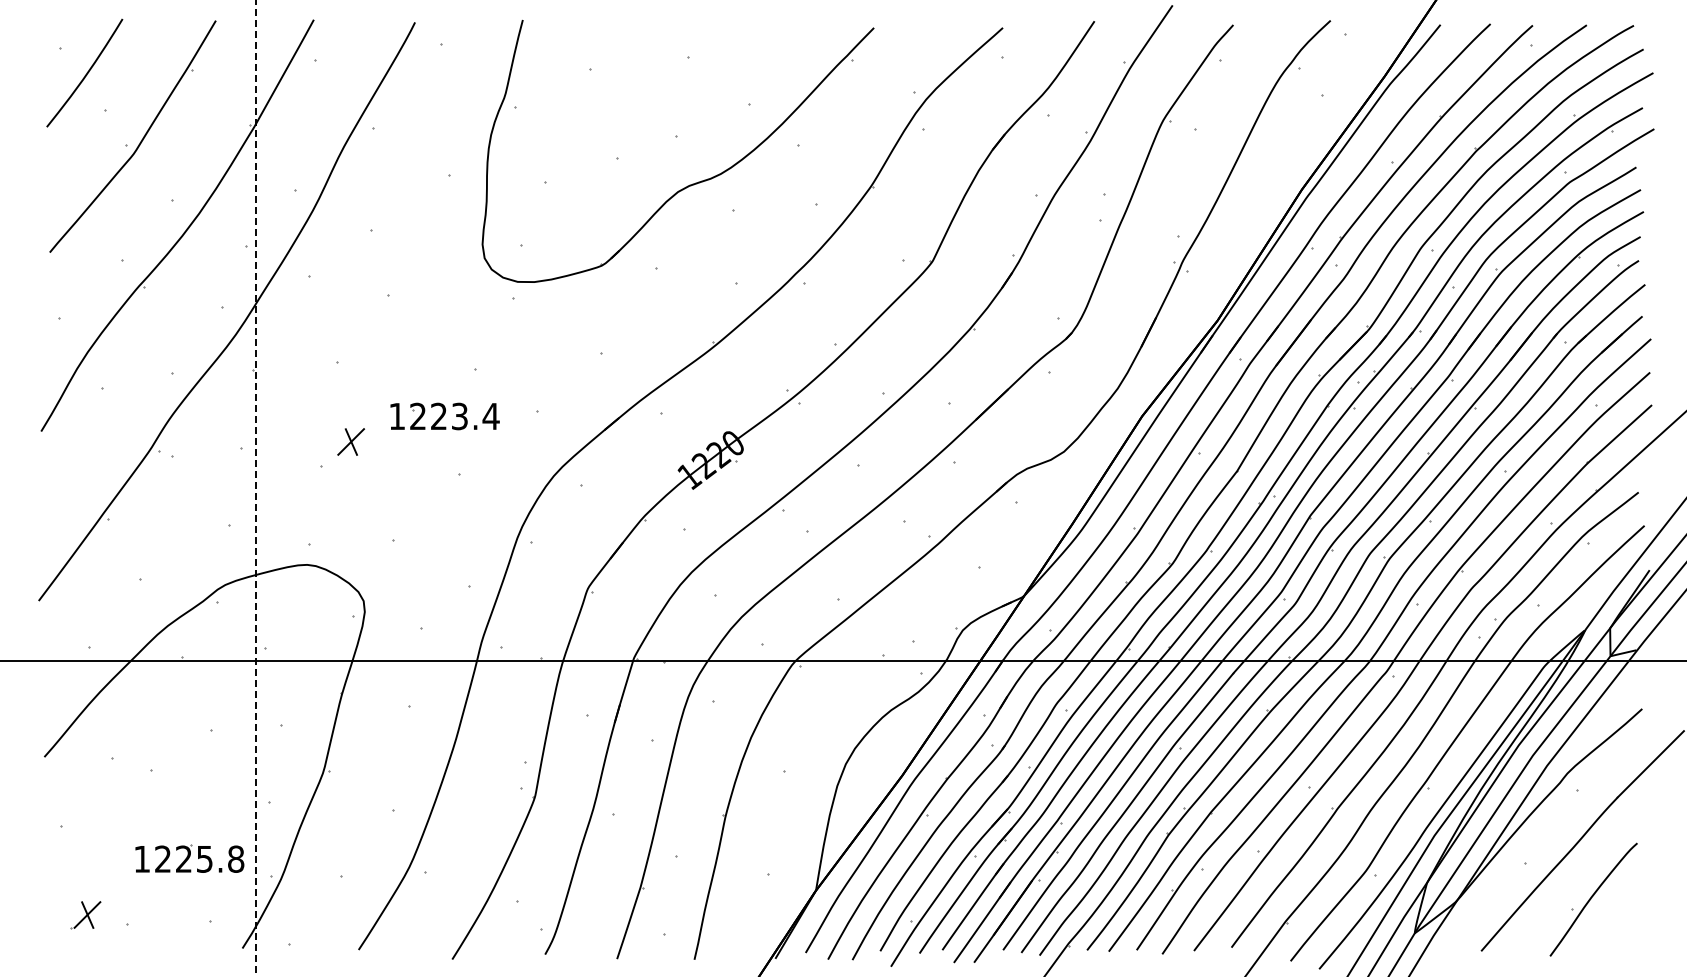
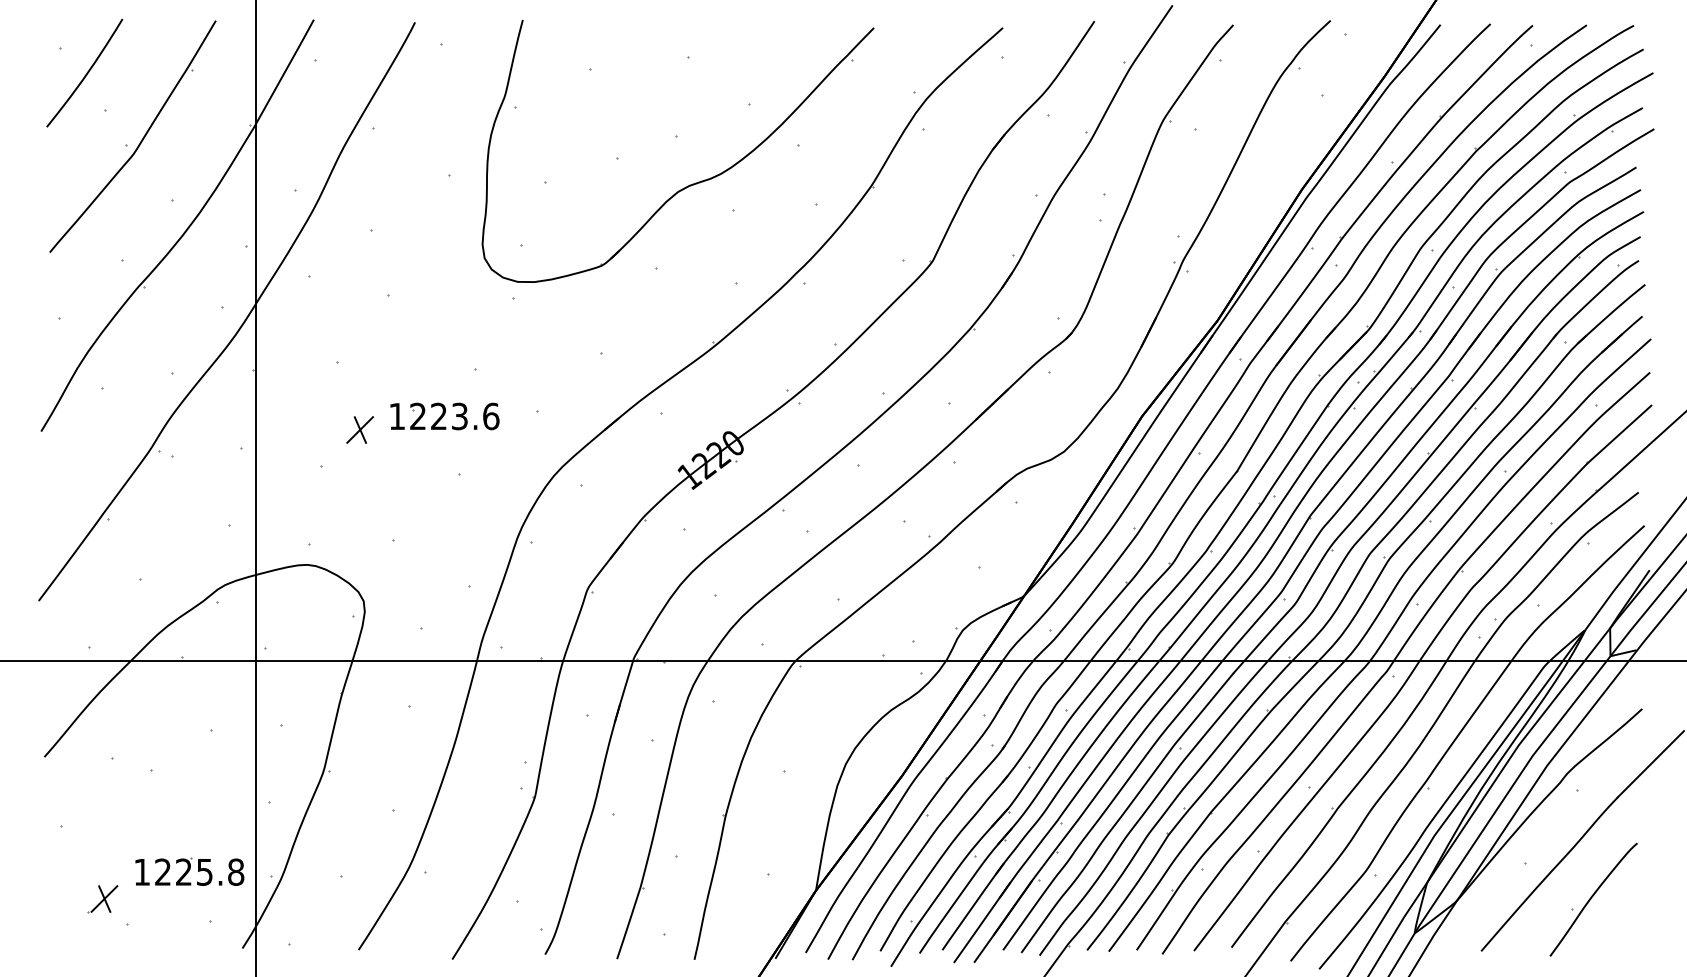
text: 1223.4 -> 1223.6 (490, 416)
part position: (350, 441) -> (359, 429) (359, 429)
line: dashed -> solid (255, 488)
part position: (189, 858) -> (189, 871) (189, 871)
part position: (85, 915) -> (102, 899) (102, 899)
